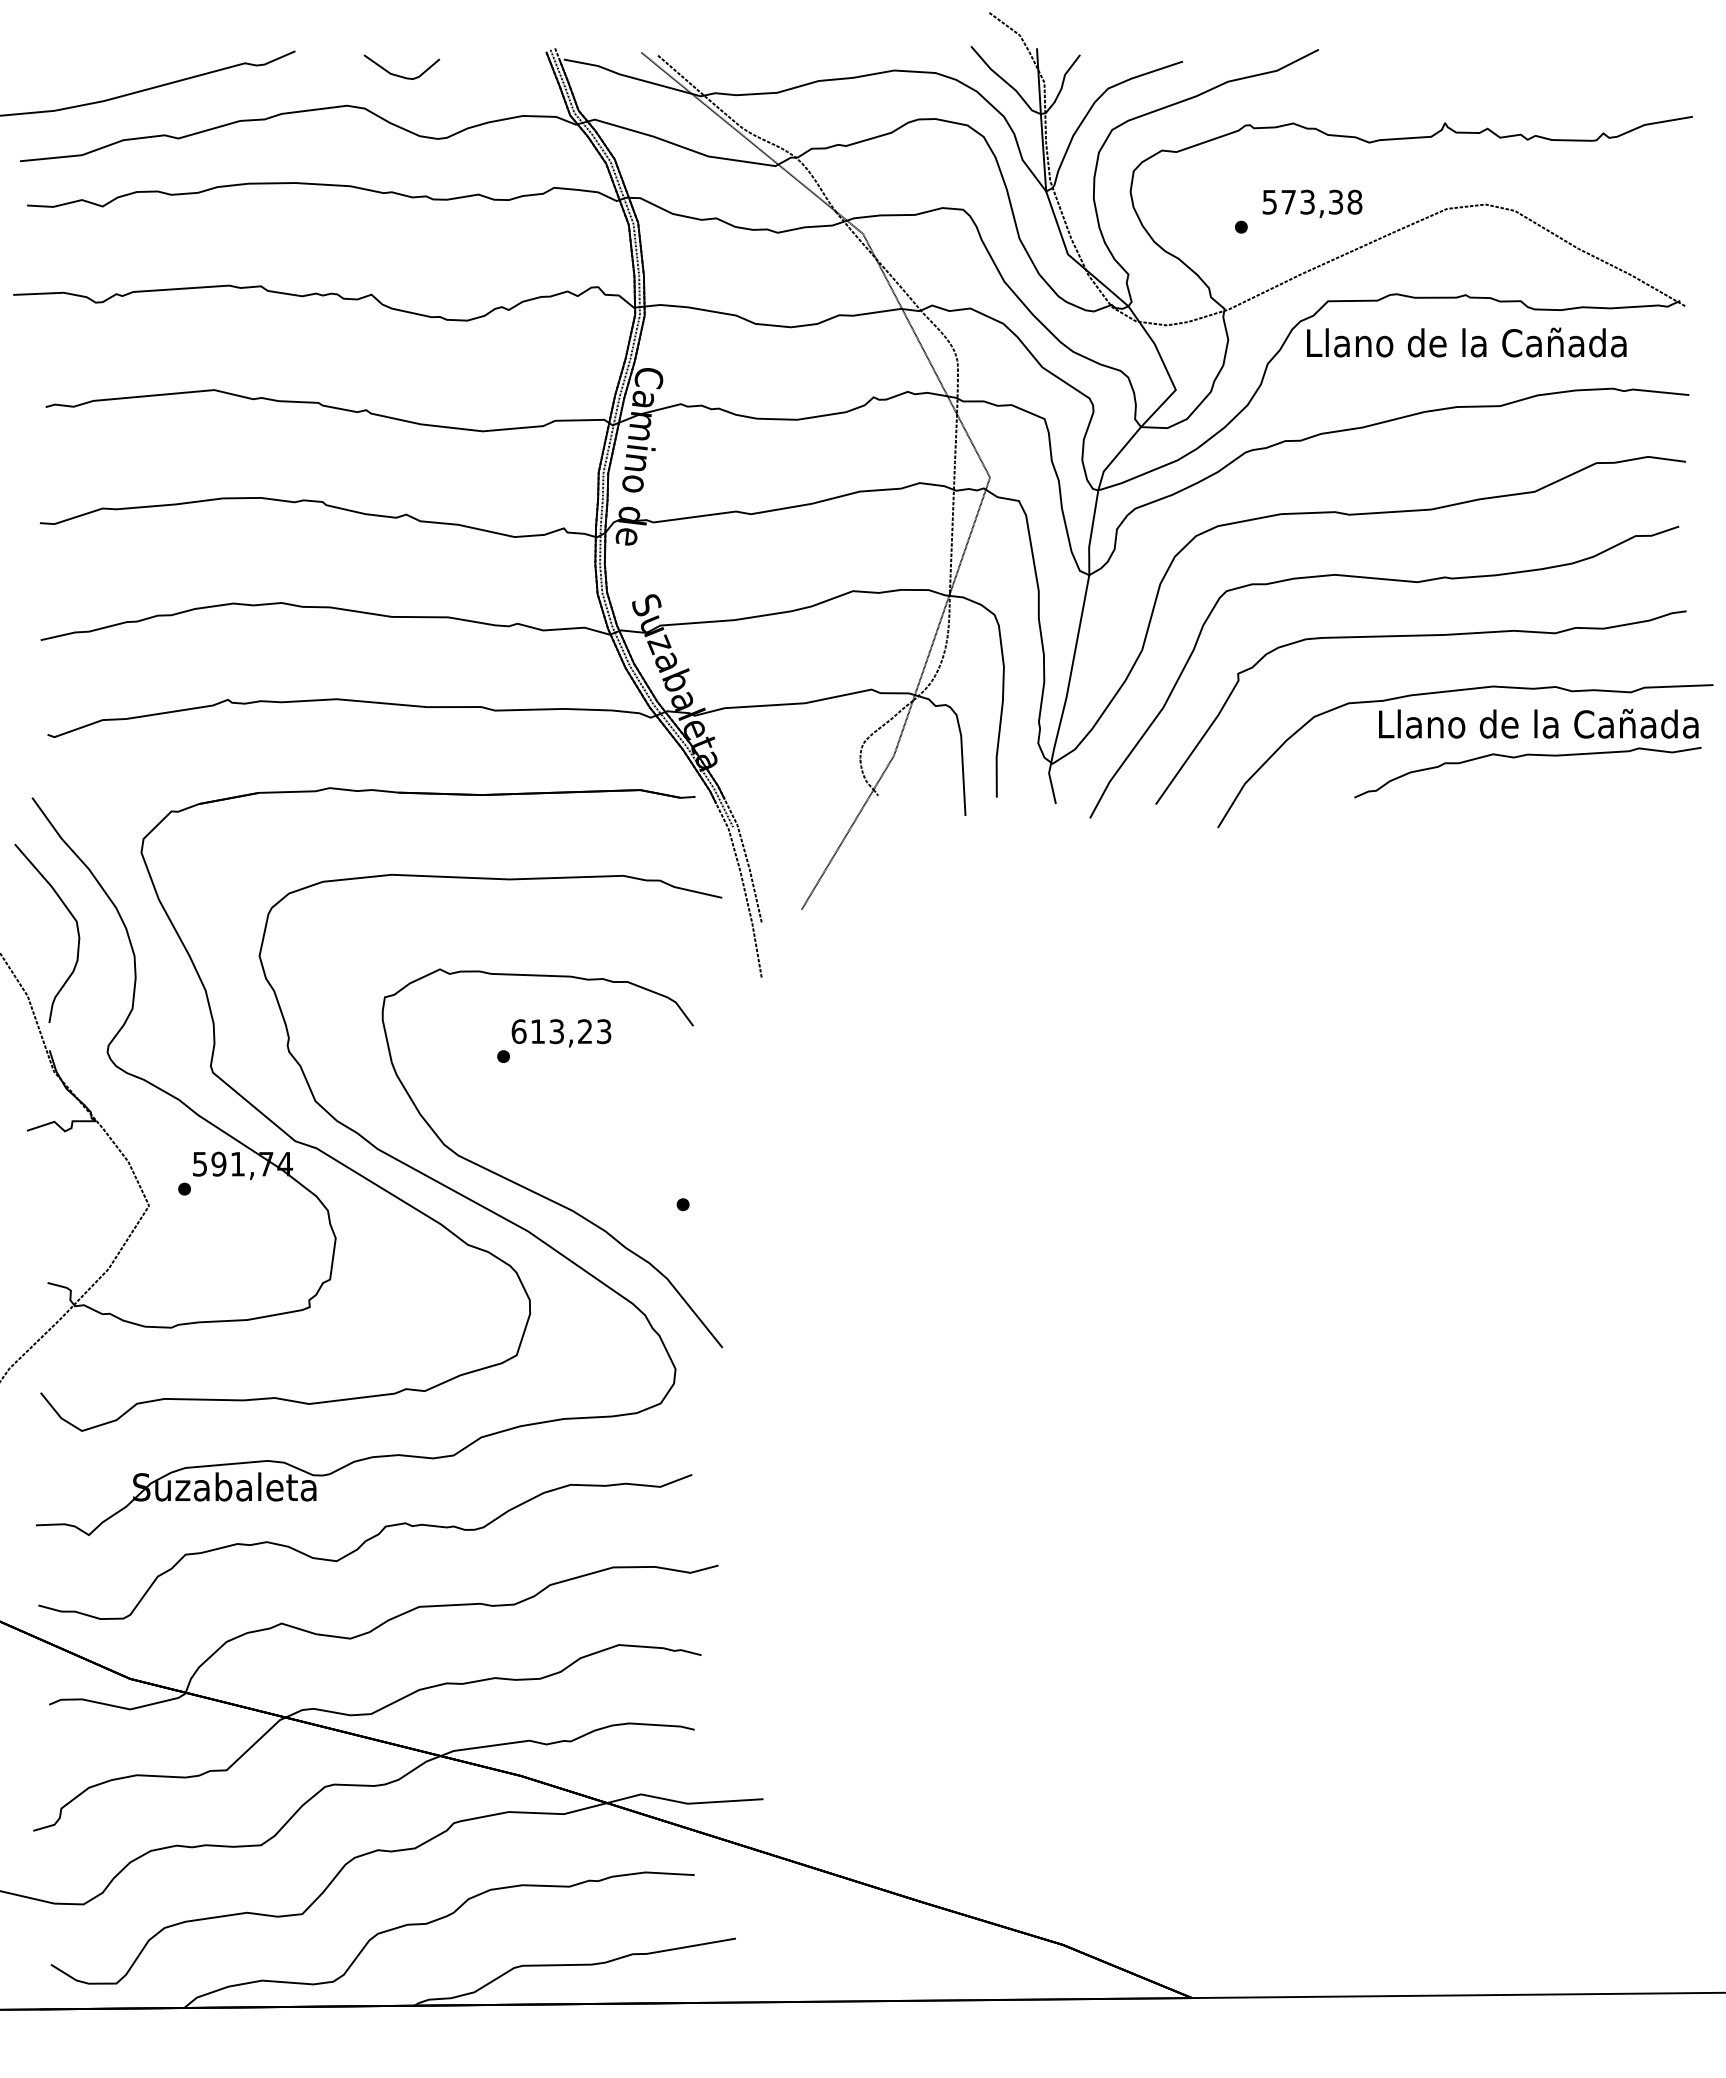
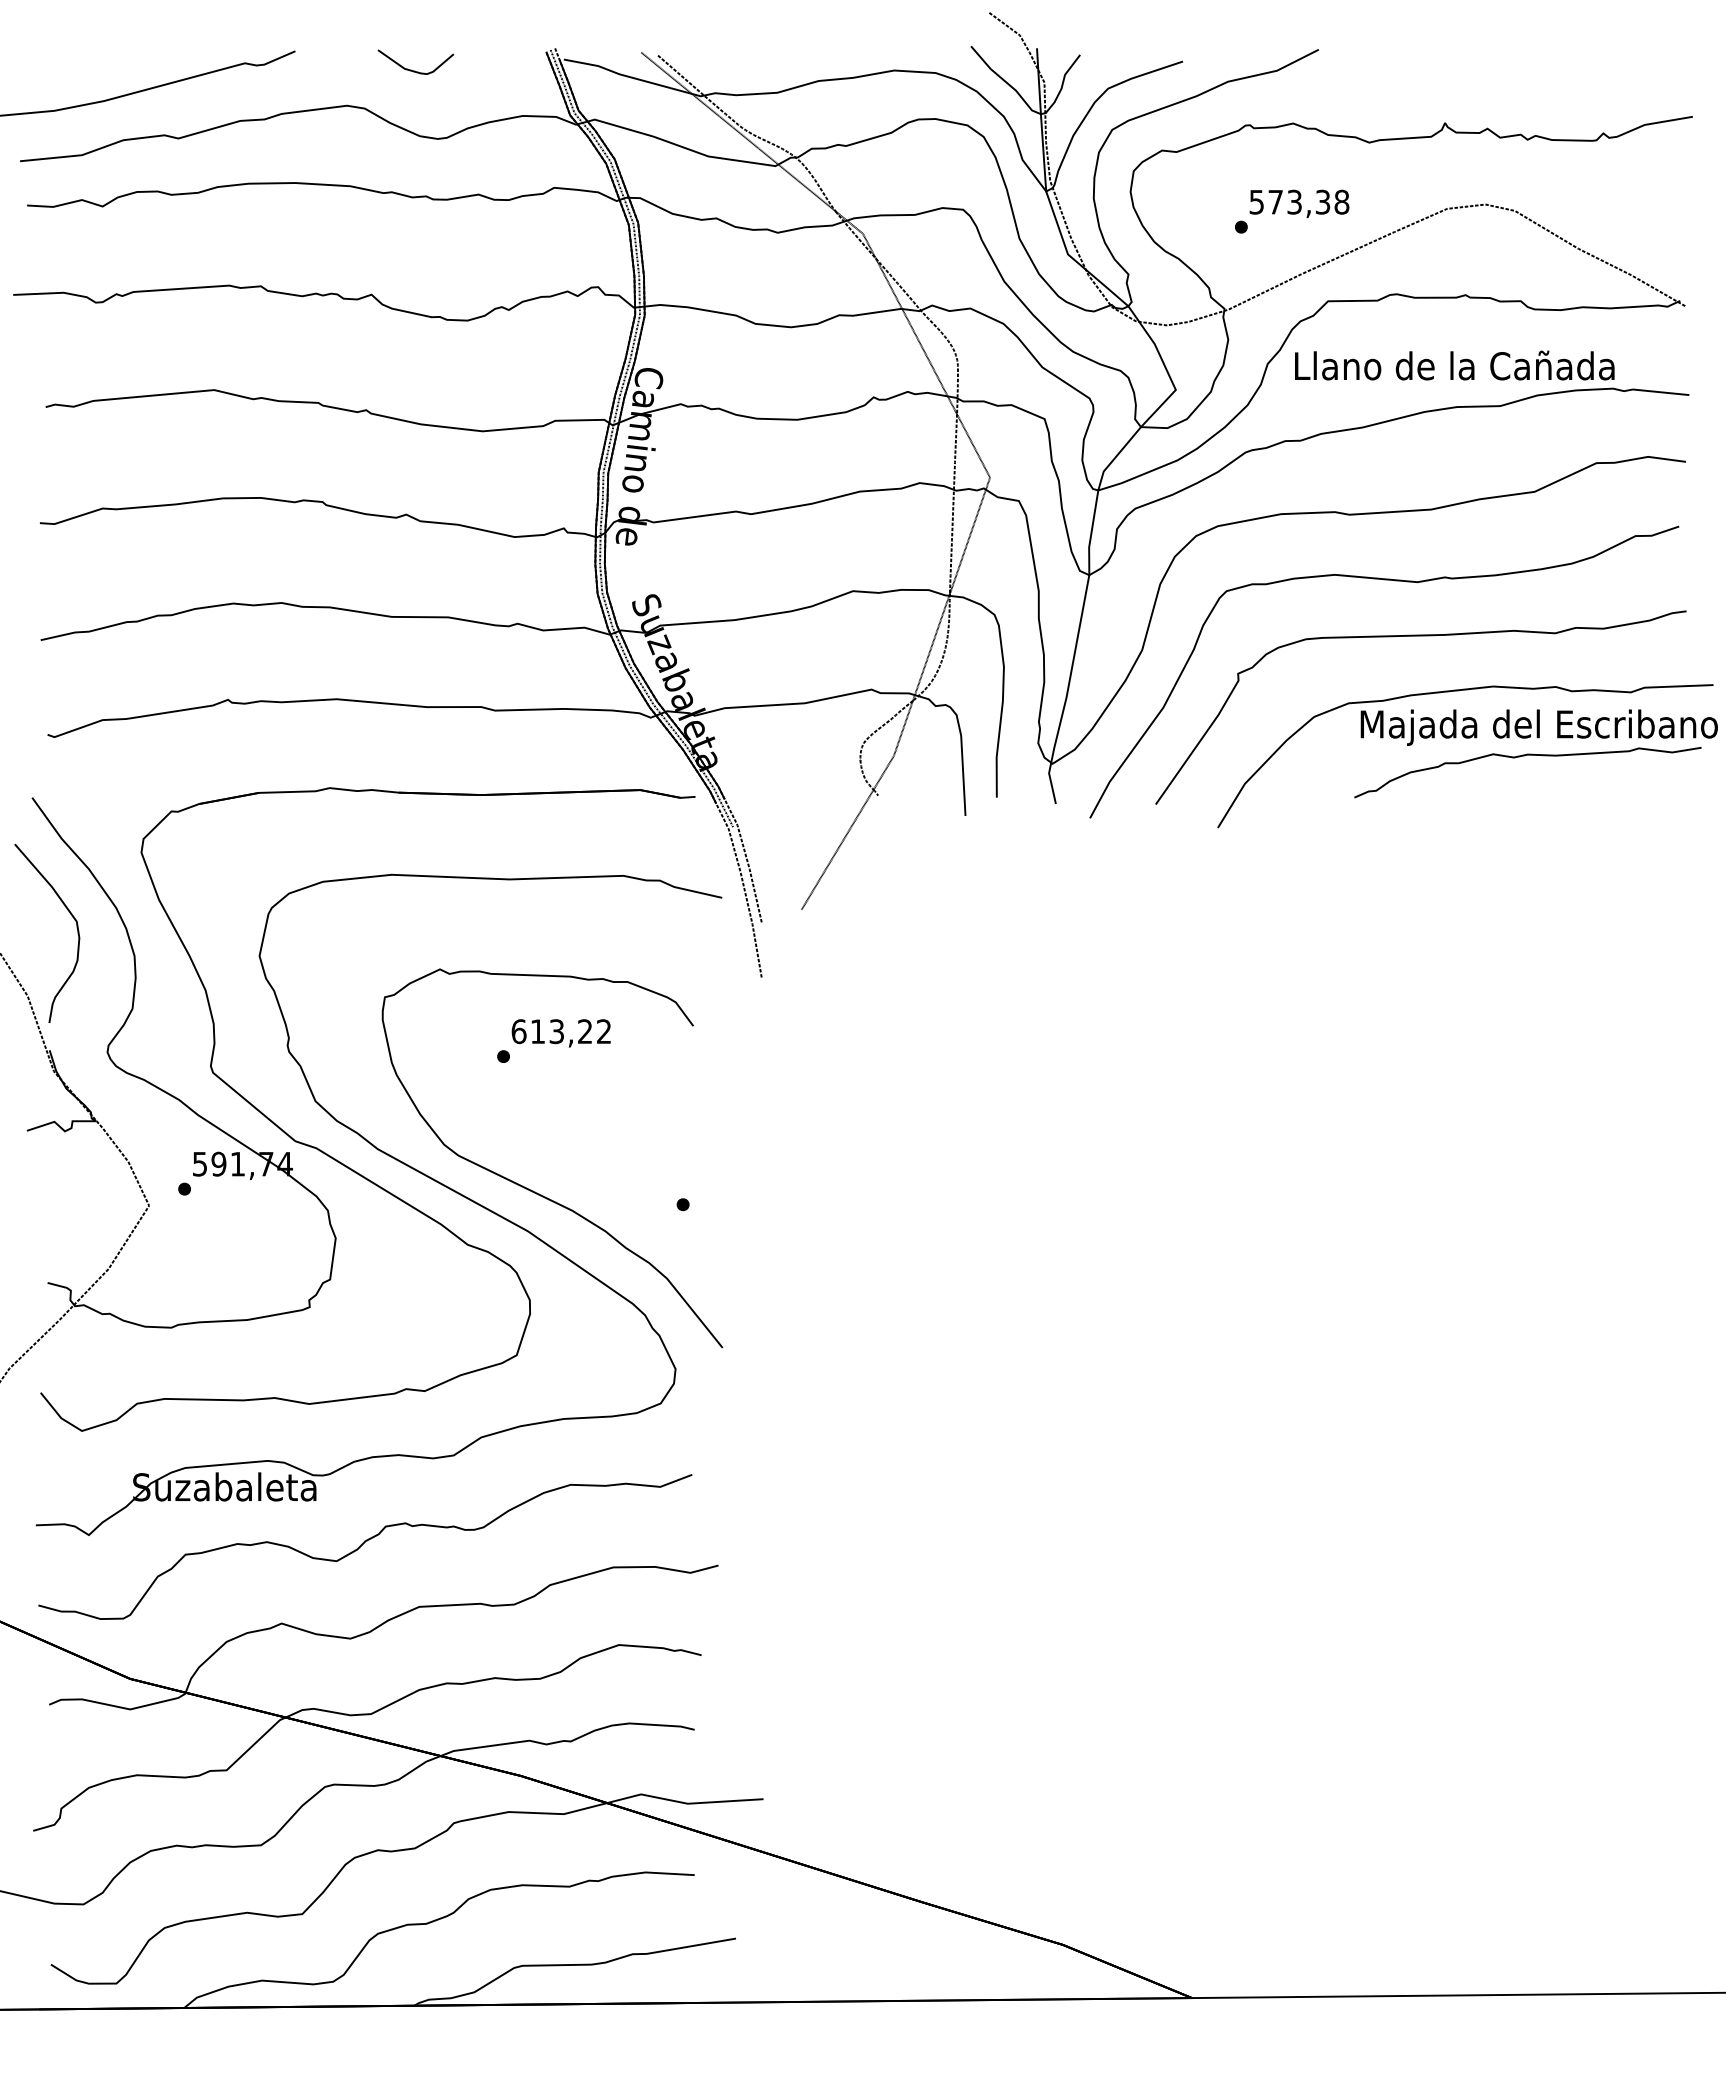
curve position: (397, 74) -> (411, 69) (411, 69)
text position: (1312, 203) -> (1299, 203) (1299, 203)
text position: (1466, 342) -> (1454, 365) (1454, 365)
text: Llano de la Cañada -> Majada del Escribano (1538, 726)
text: 613,23 -> 613,22 (604, 1031)
